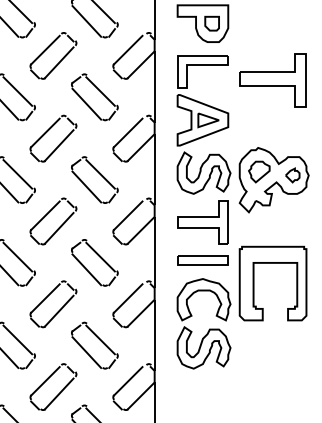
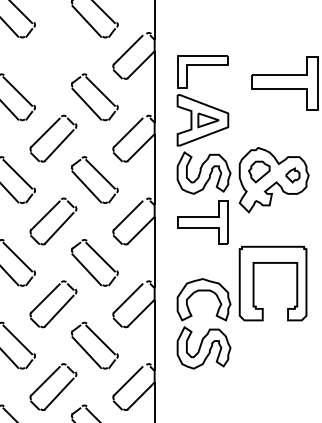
part: present -> none (202, 23)
part: present -> none (47, 49)
part position: (272, 80) -> (284, 83) (284, 83)
part: present -> none (202, 260)
